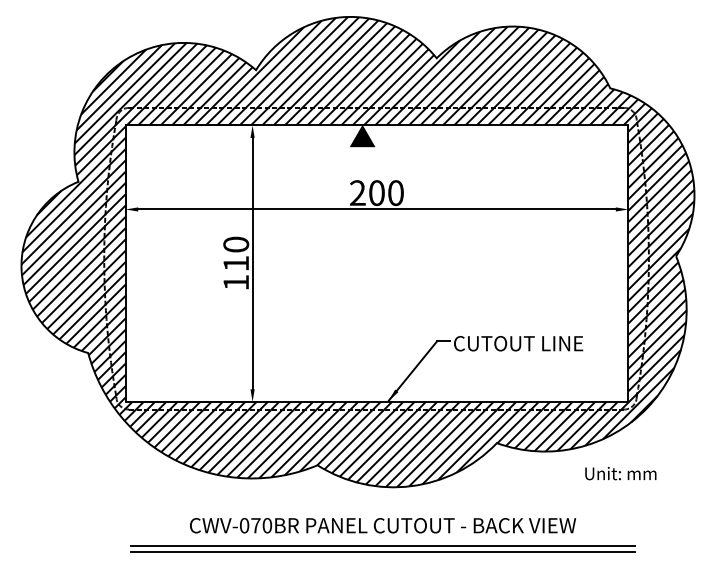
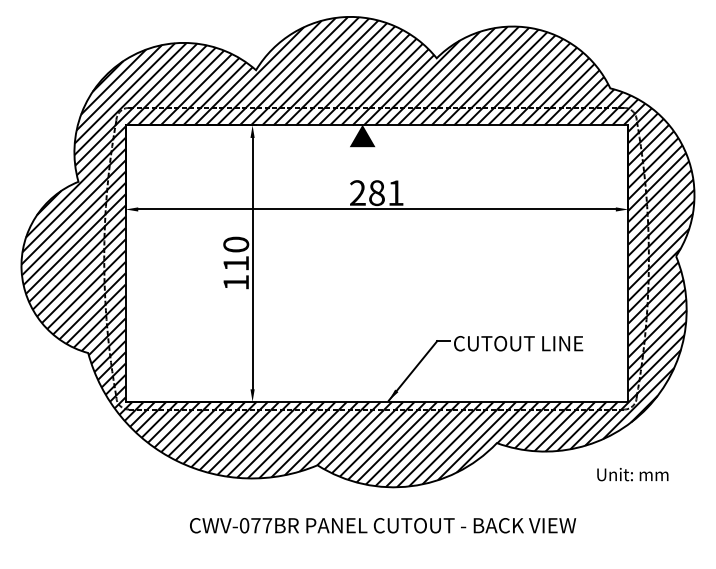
text: 200 -> 281 (386, 193)
text position: (620, 473) -> (632, 474) (632, 474)
text: CWV-070BR -> CWV-077BR (267, 525)
line: present -> none (383, 545)
line: present -> none (383, 552)
